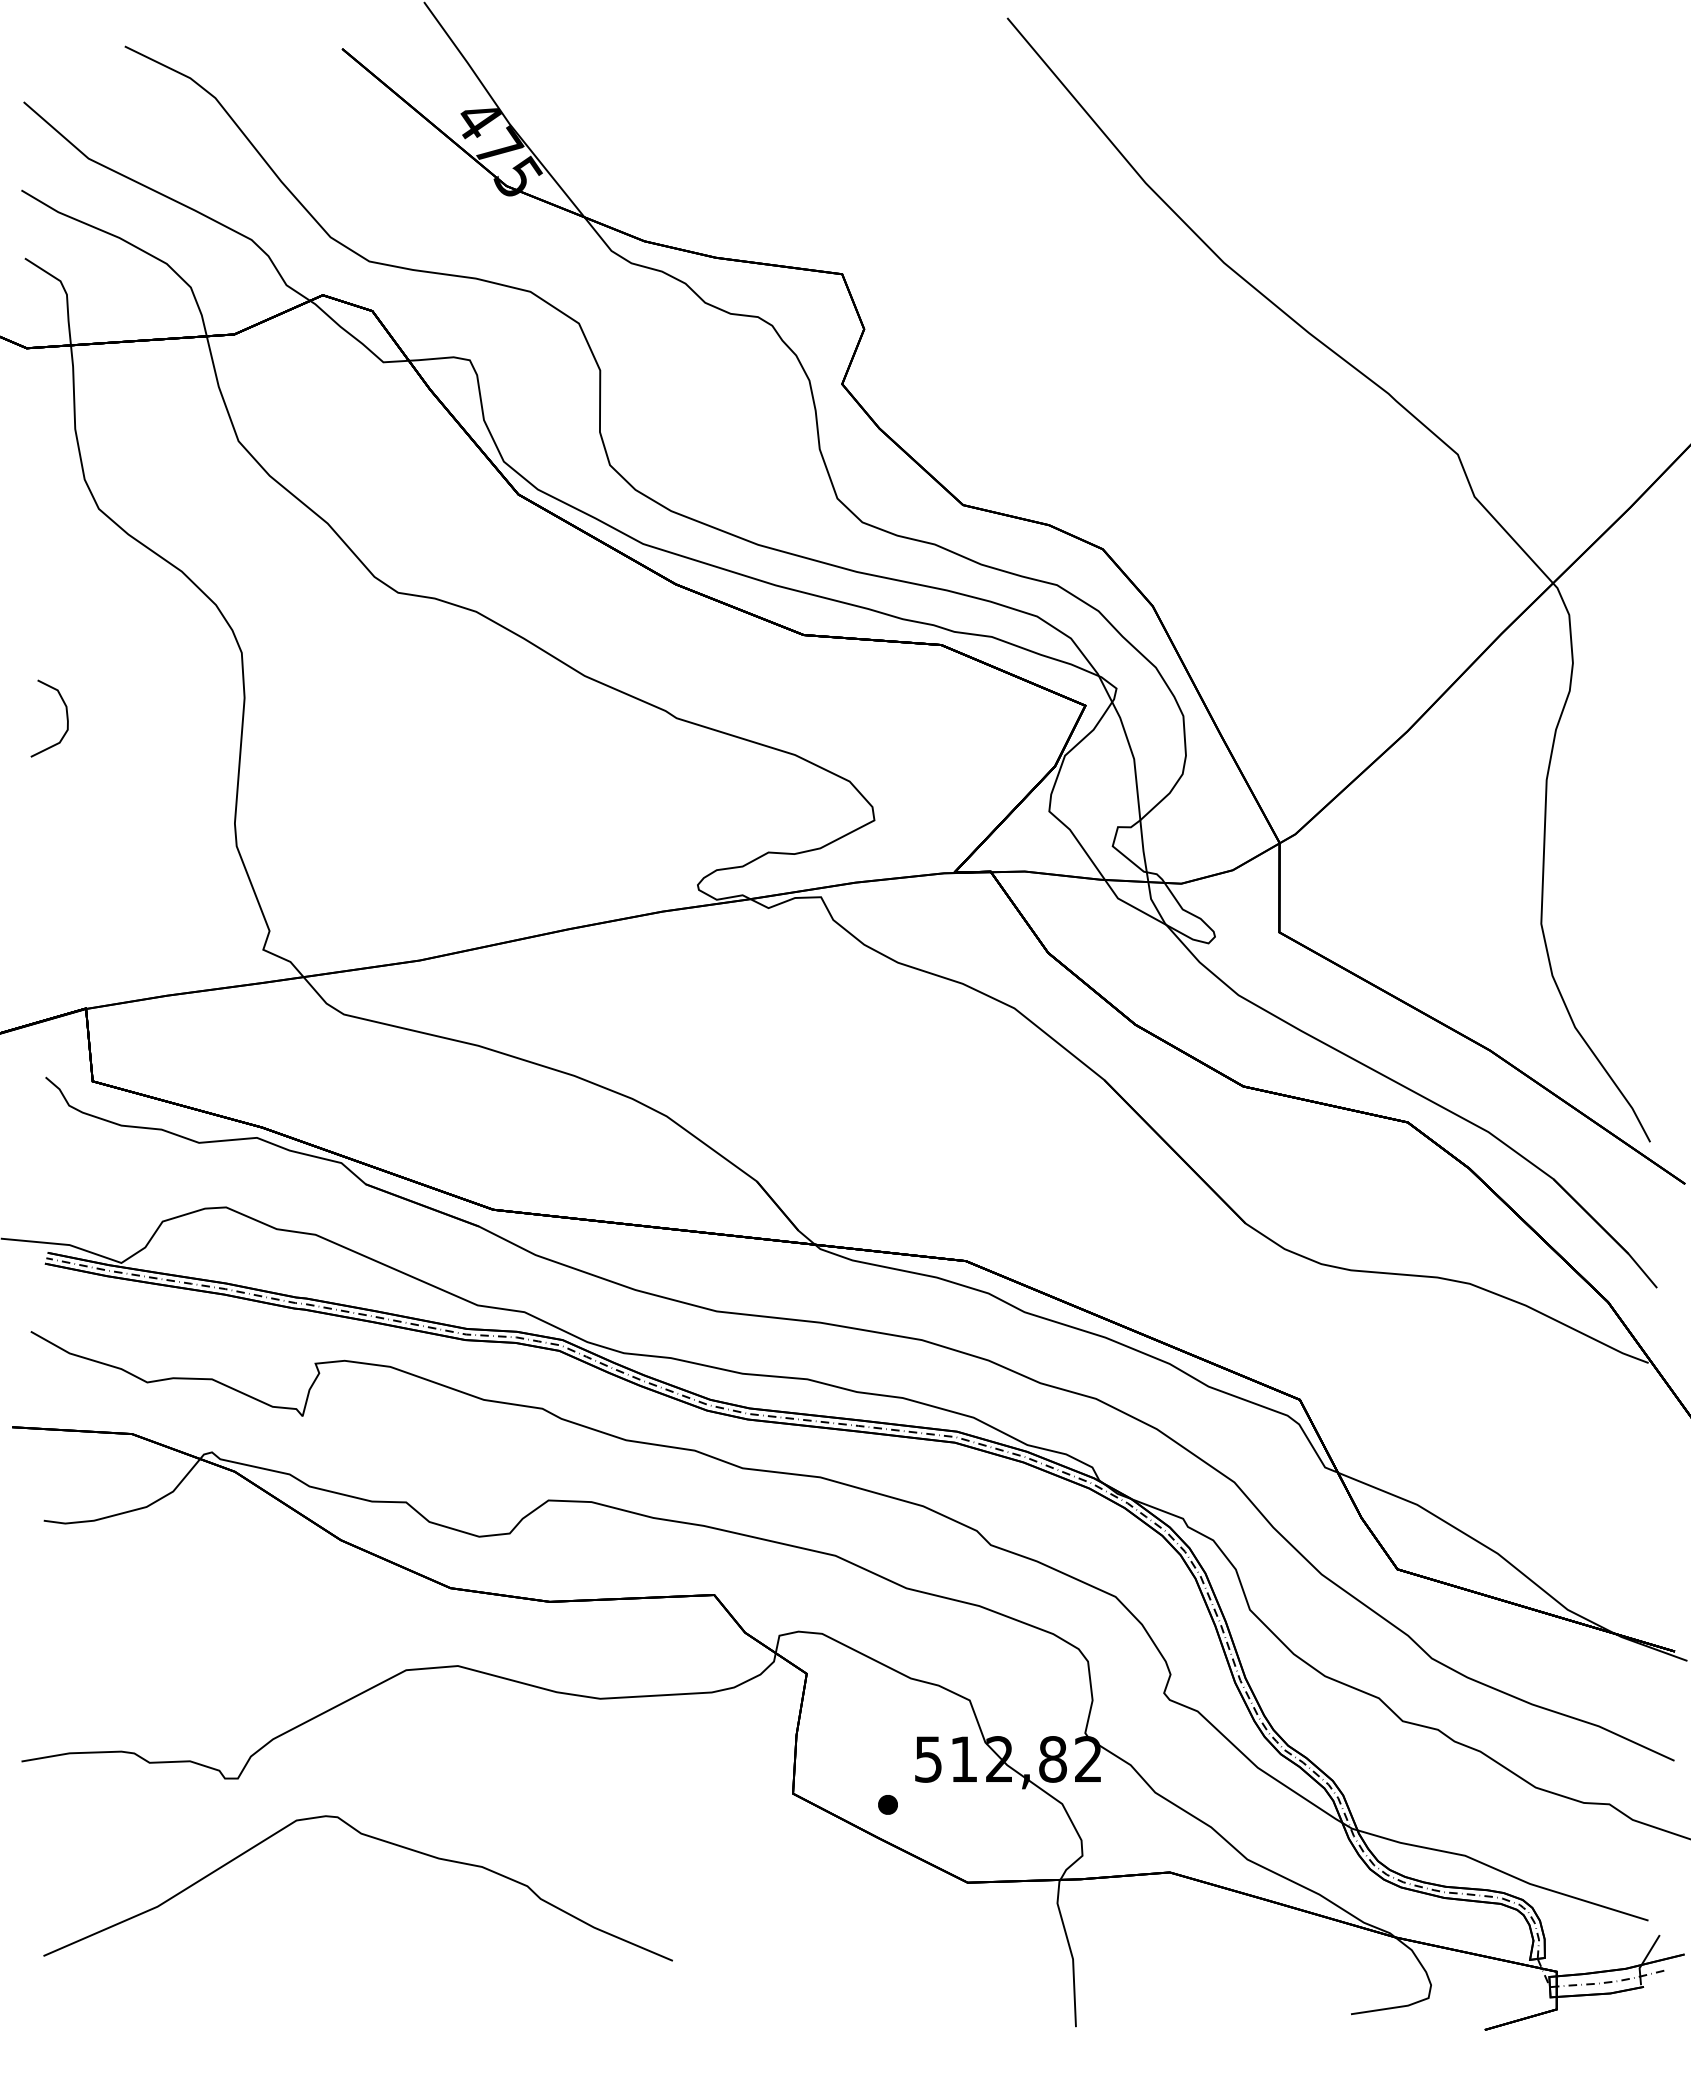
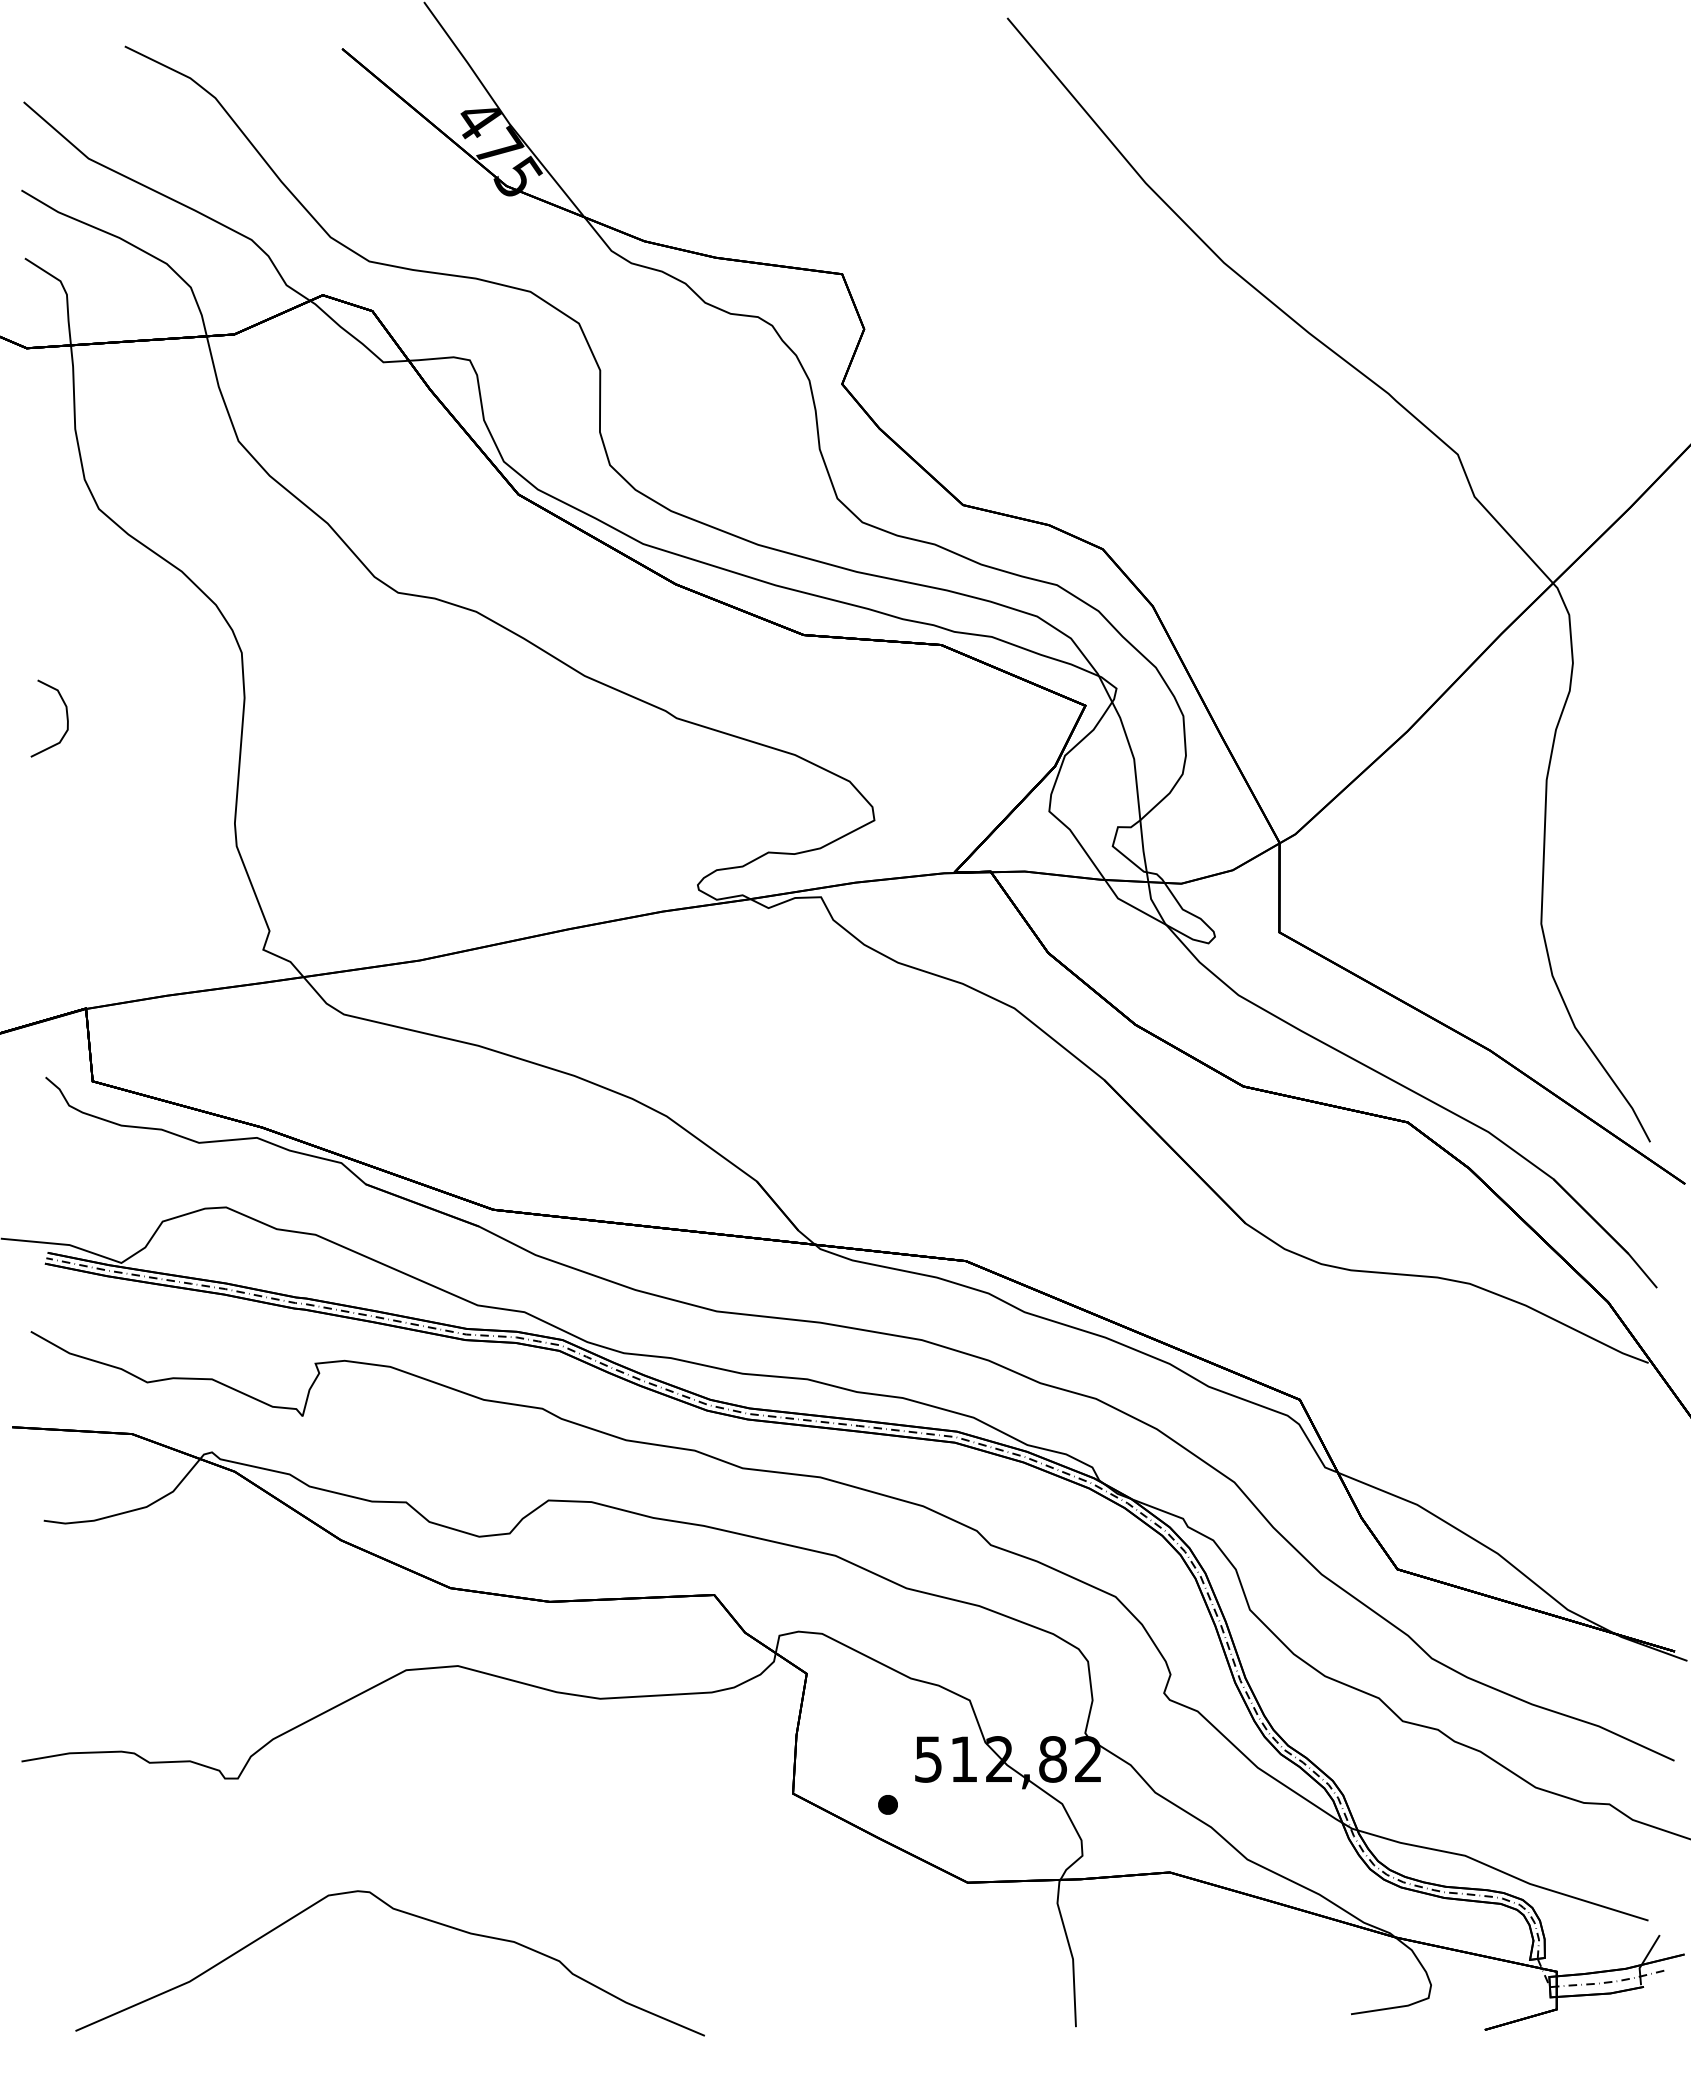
curve position: (372, 1838) -> (404, 1913) (404, 1913)
